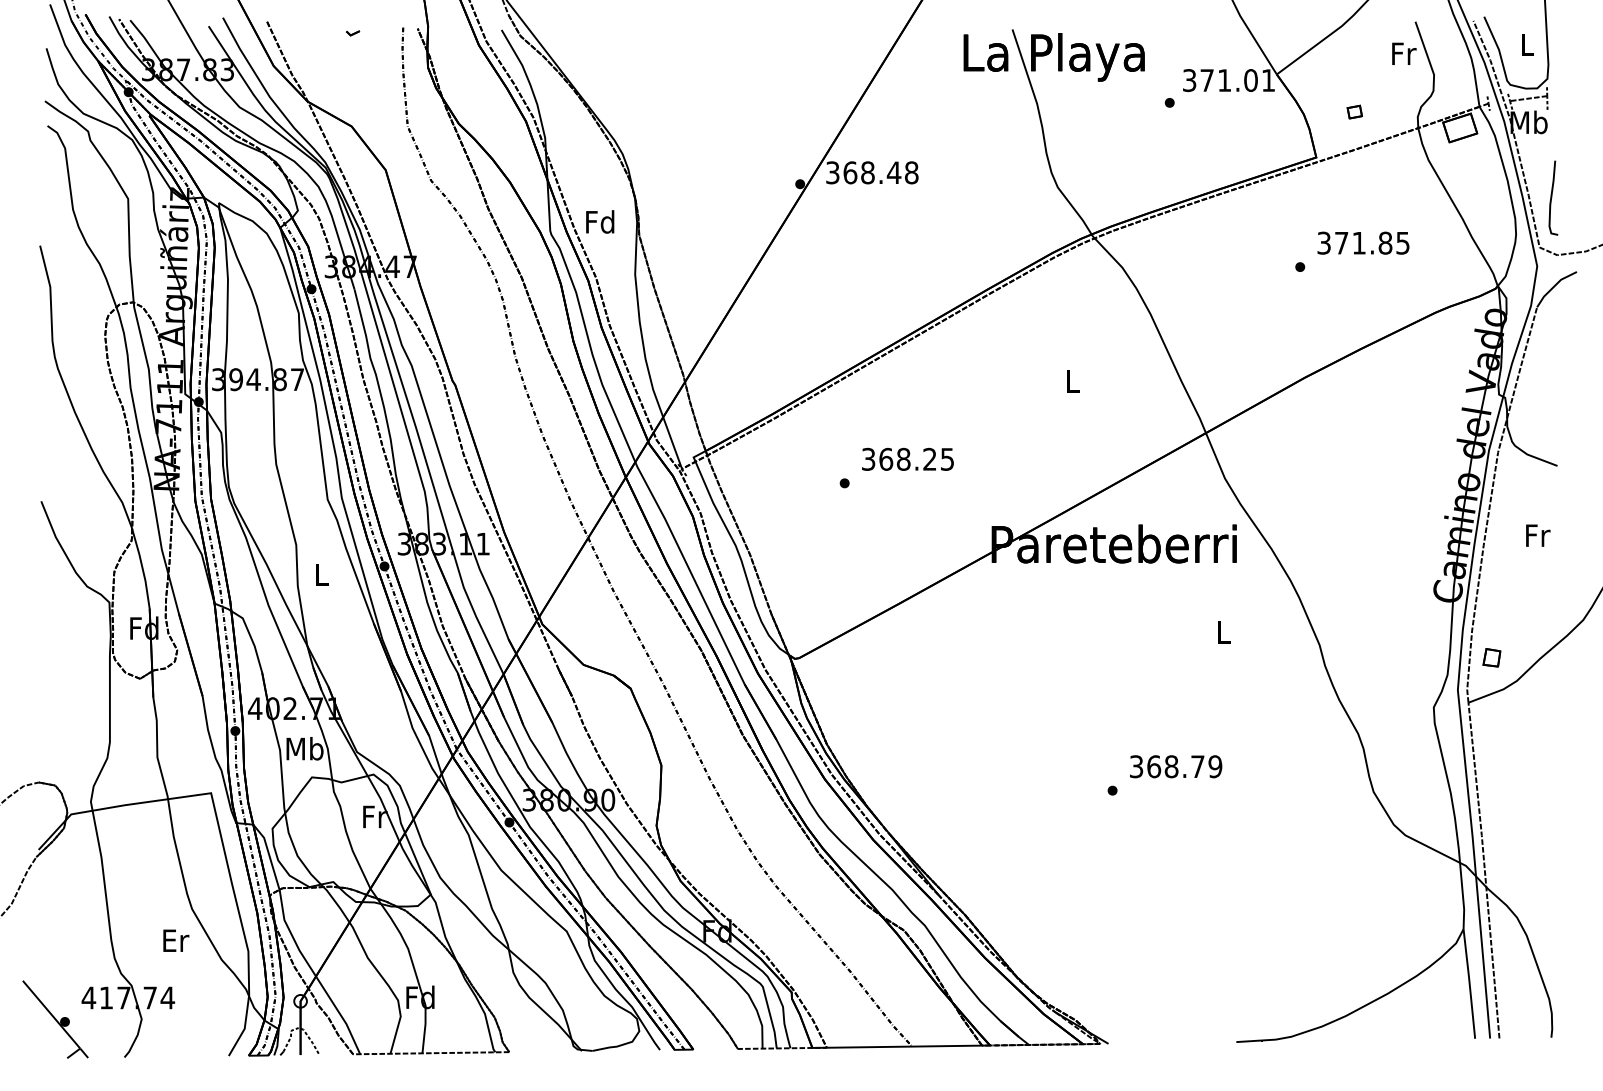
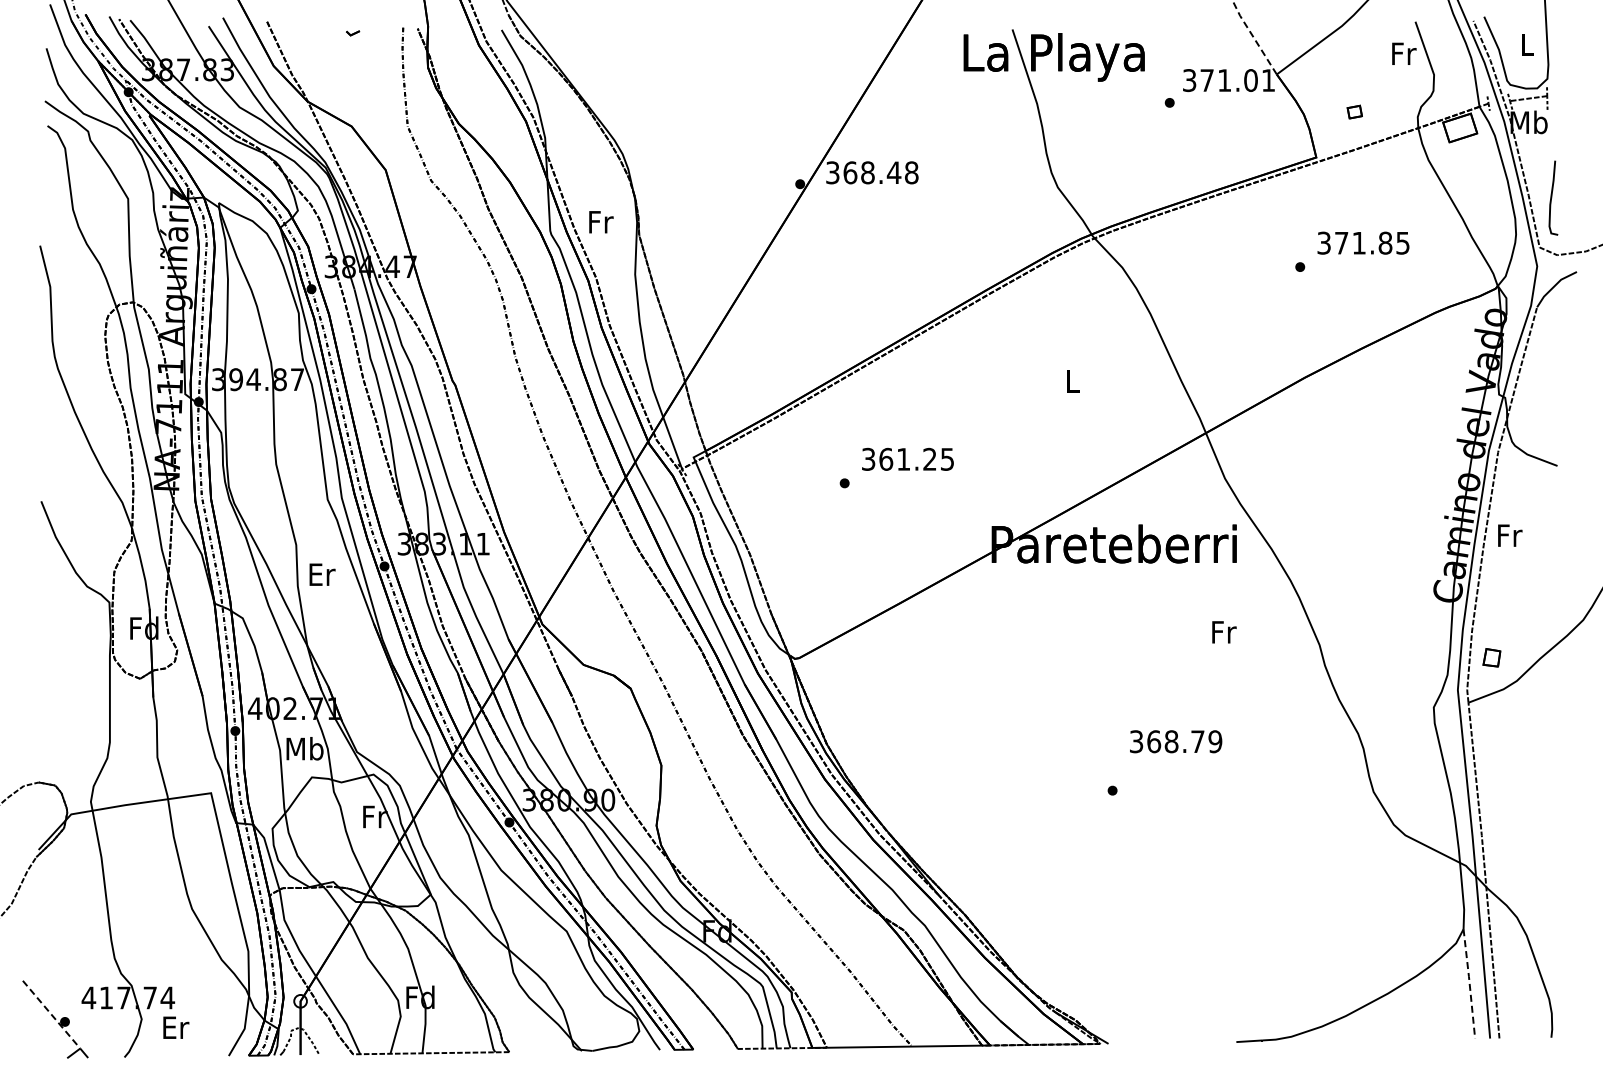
line: solid -> dashed (1253, 37)
text: Fd -> Fr (600, 221)
text: 368.25 -> 361.25 (903, 458)
text position: (1538, 535) -> (1510, 535) (1510, 535)
text: L -> Er (322, 574)
text: L -> Fr (1224, 632)
text position: (1176, 766) -> (1176, 741) (1176, 741)
text position: (176, 940) -> (176, 1027) (176, 1027)
line: solid -> dashed (1469, 983)
line: solid -> dashed (51, 1015)
